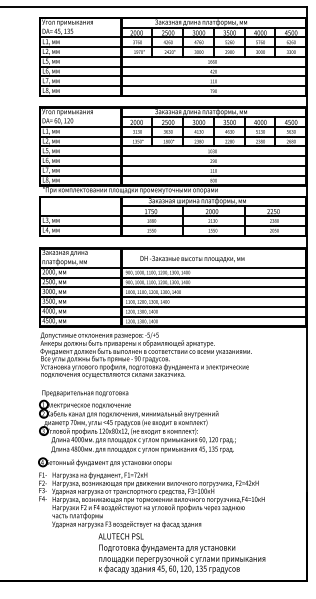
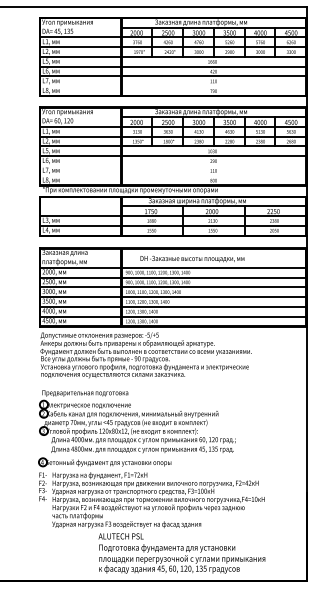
line: present -> none (172, 86)
line: present -> none (172, 165)
line: present -> none (172, 175)
